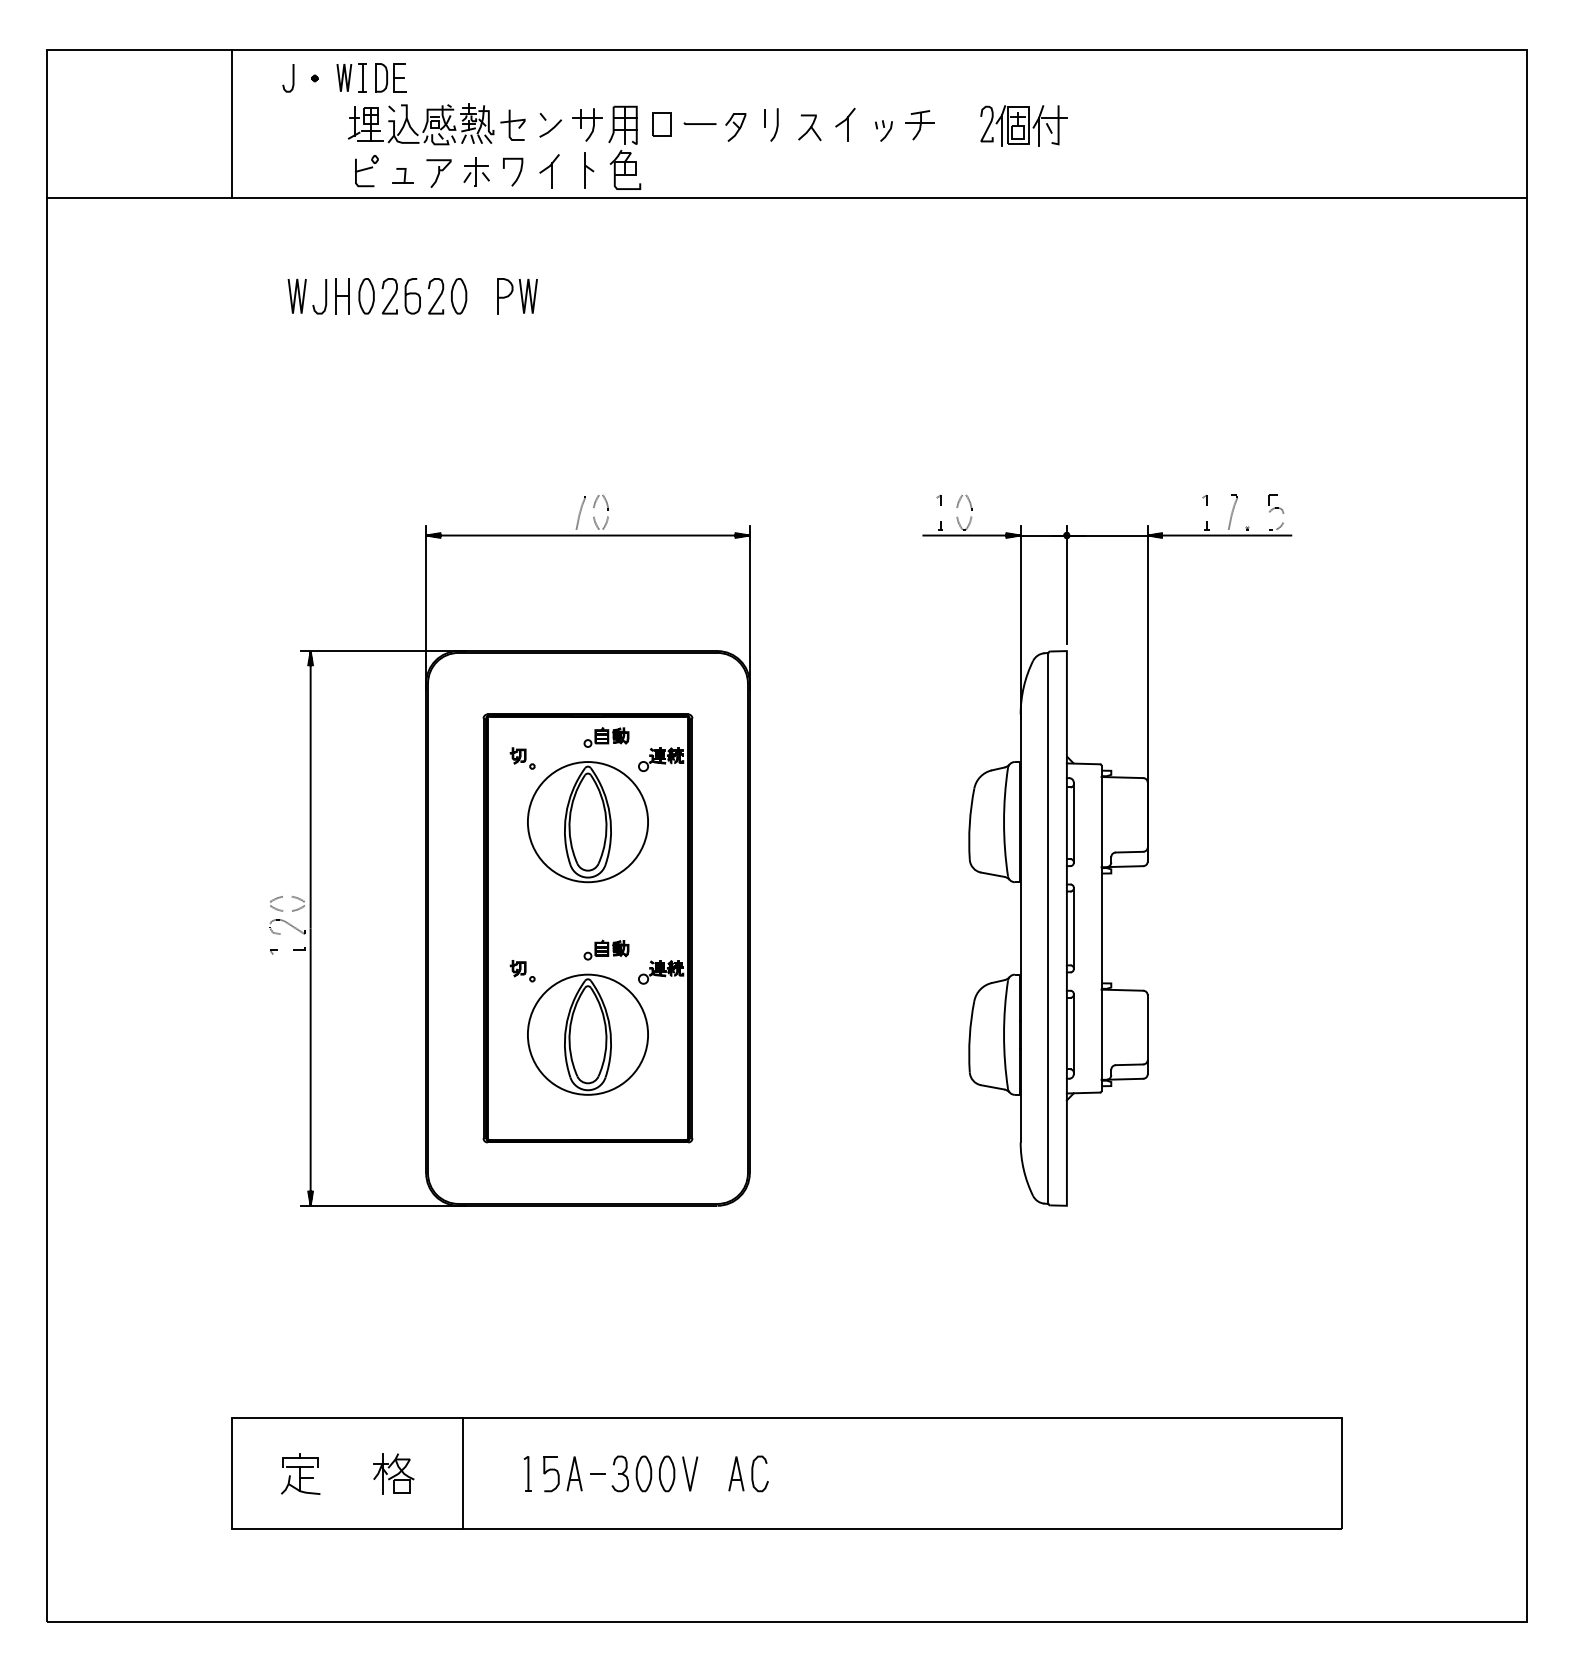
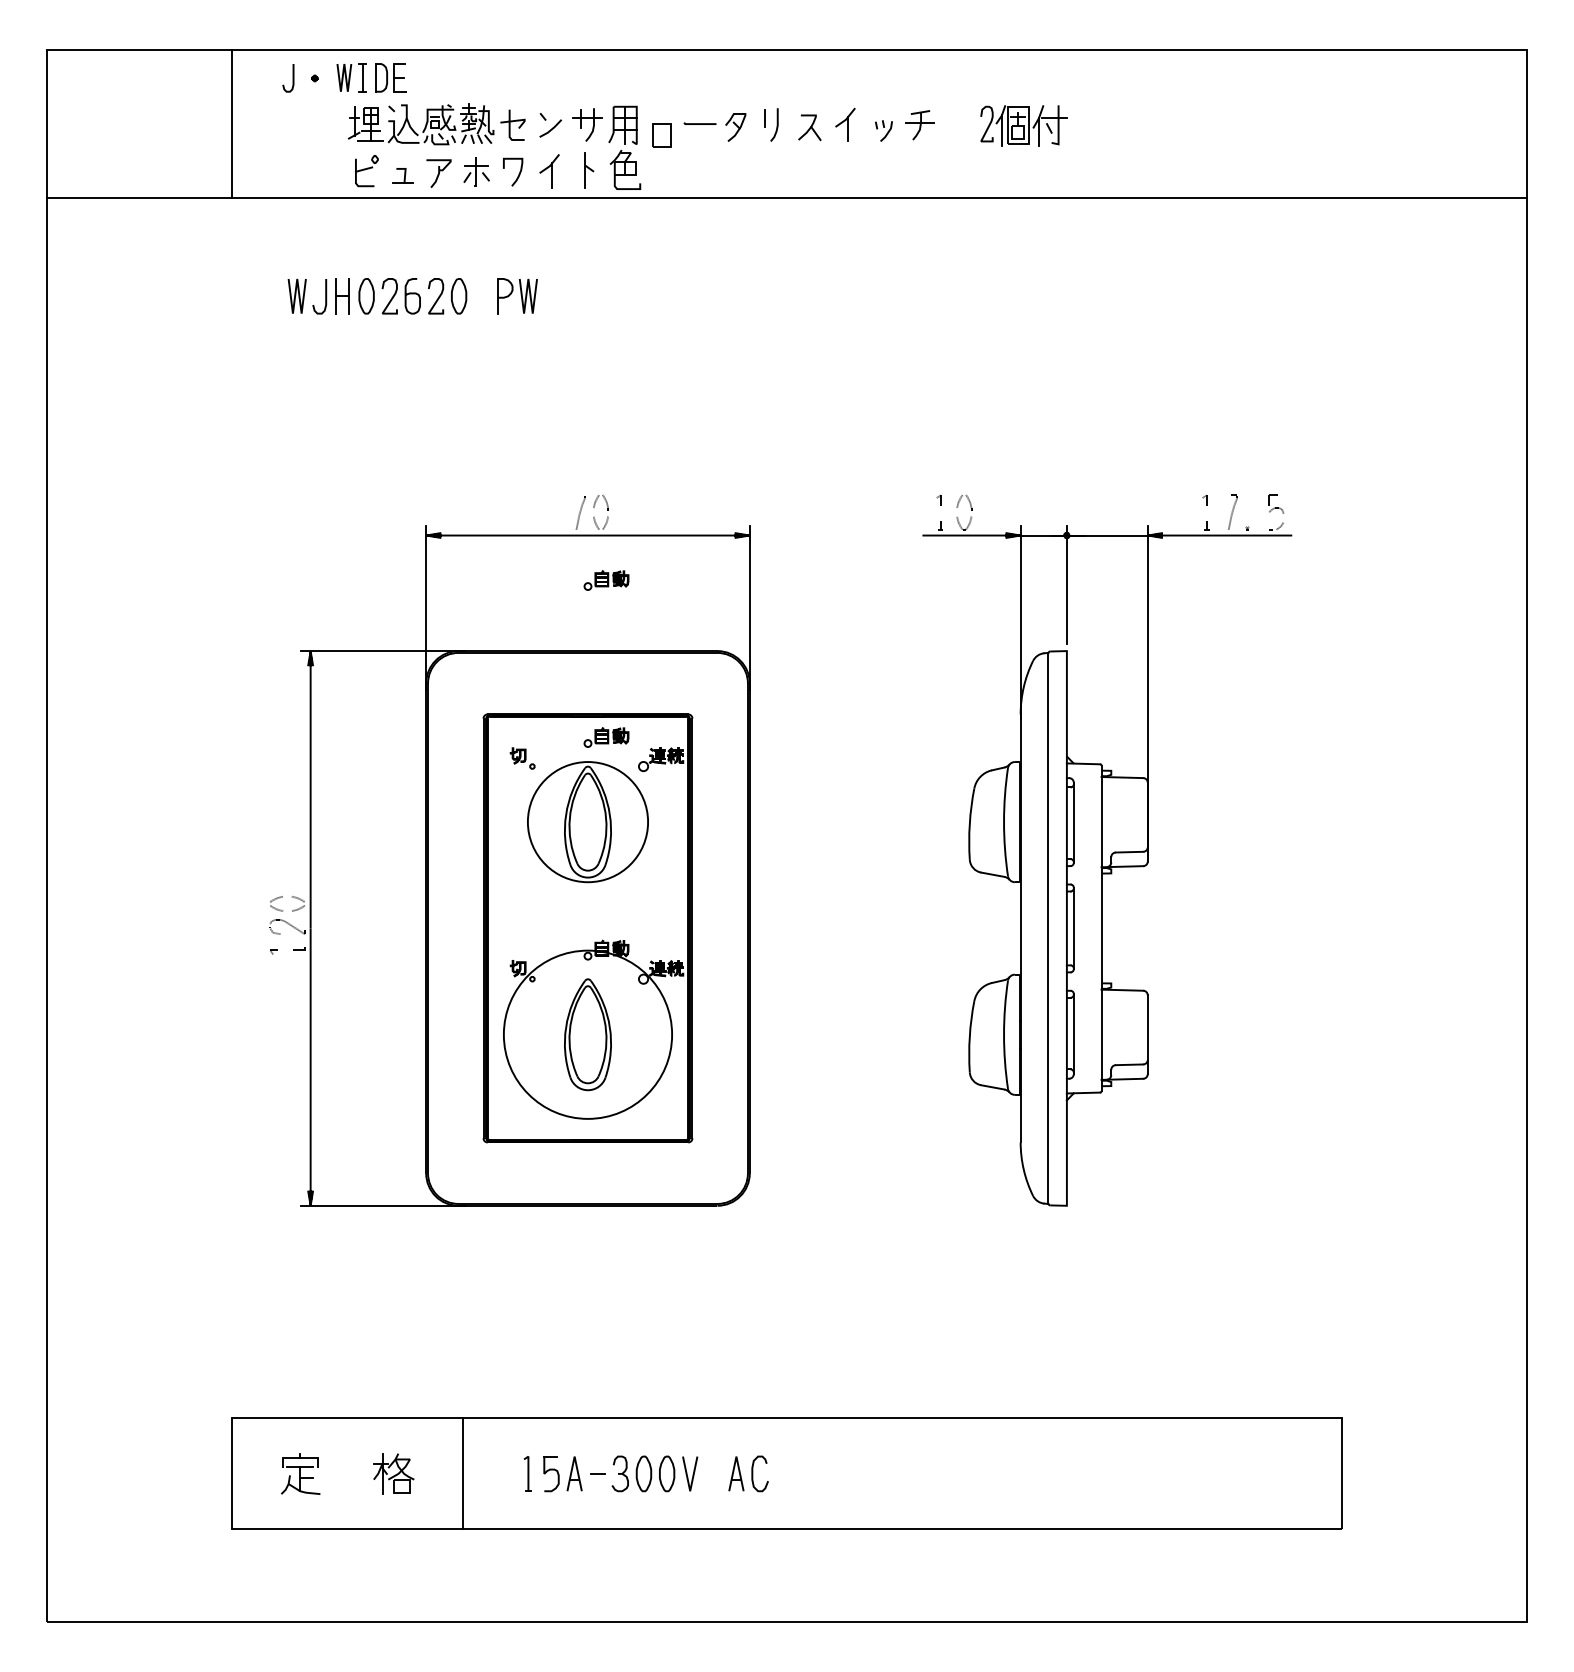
part position: (661, 124) -> (661, 135) (661, 135)
part: none -> present (606, 580)
circle diameter: 120 px -> 168 px (587, 1034)
